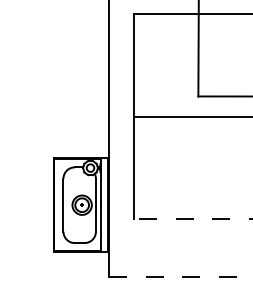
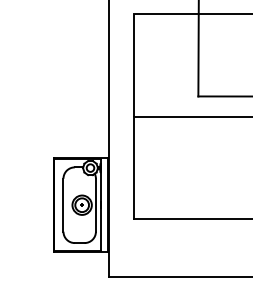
line: dashed -> solid (192, 219)
line: dashed -> solid (181, 277)
